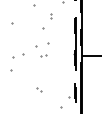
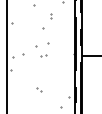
line: none -> present (7, 56)
line: dashed -> solid (74, 57)
